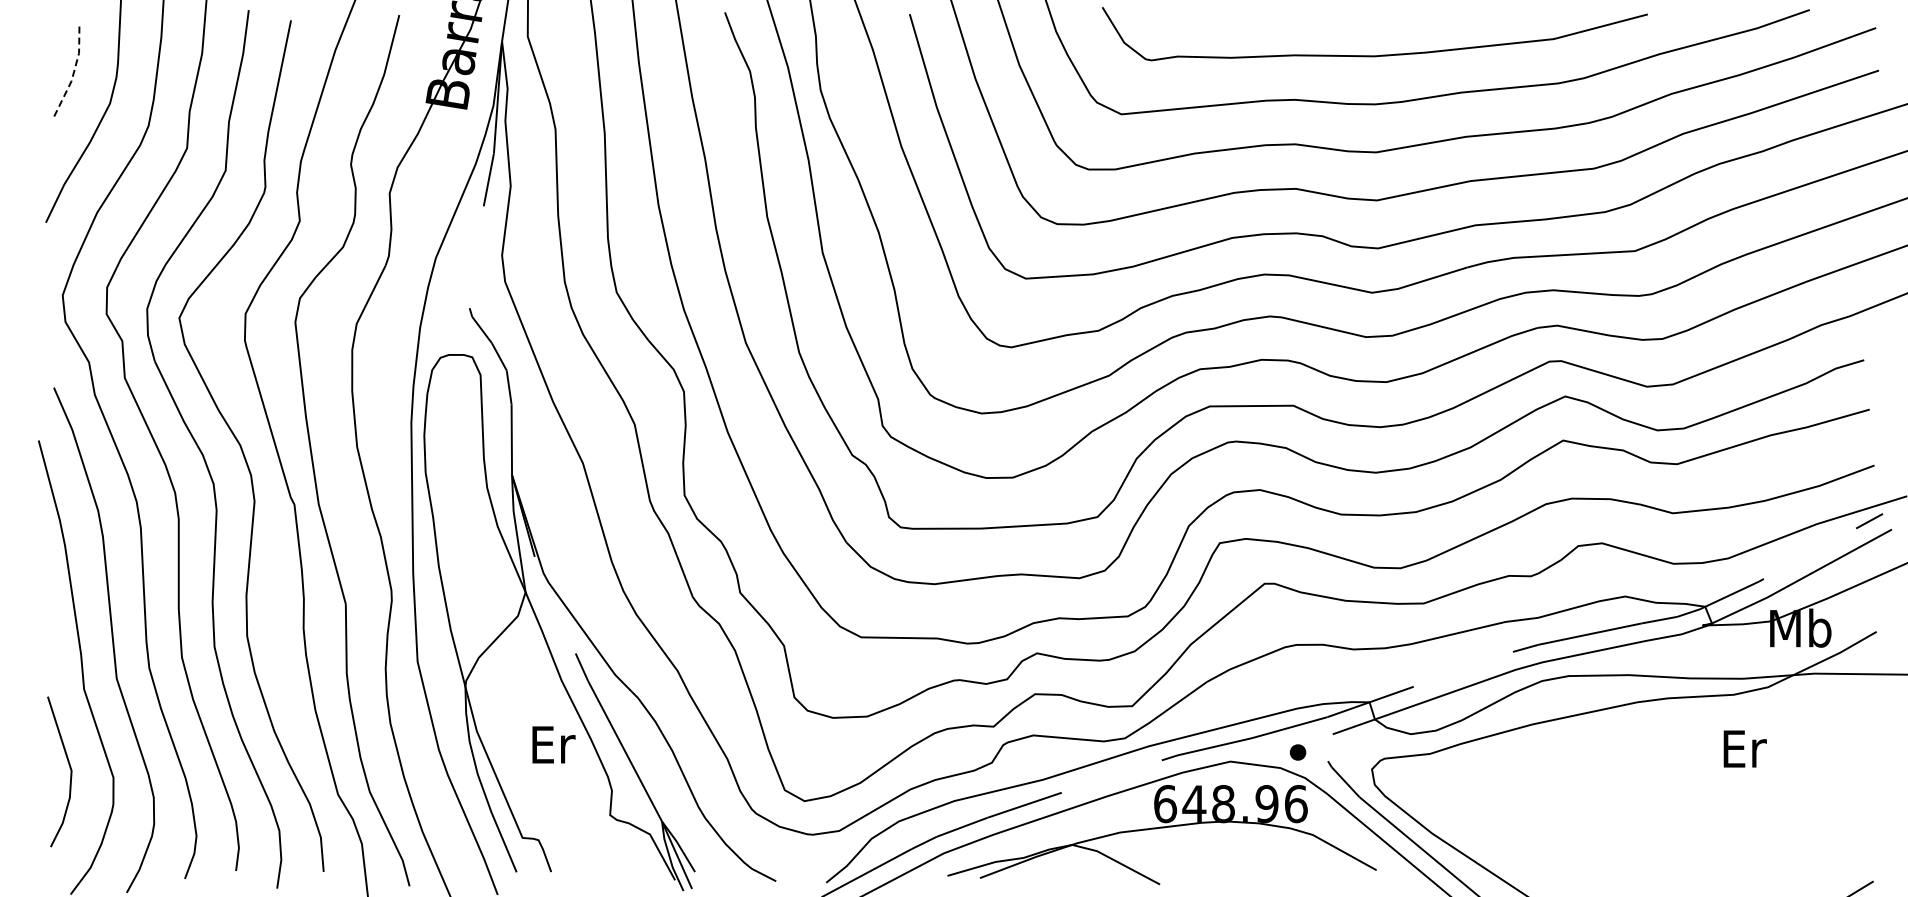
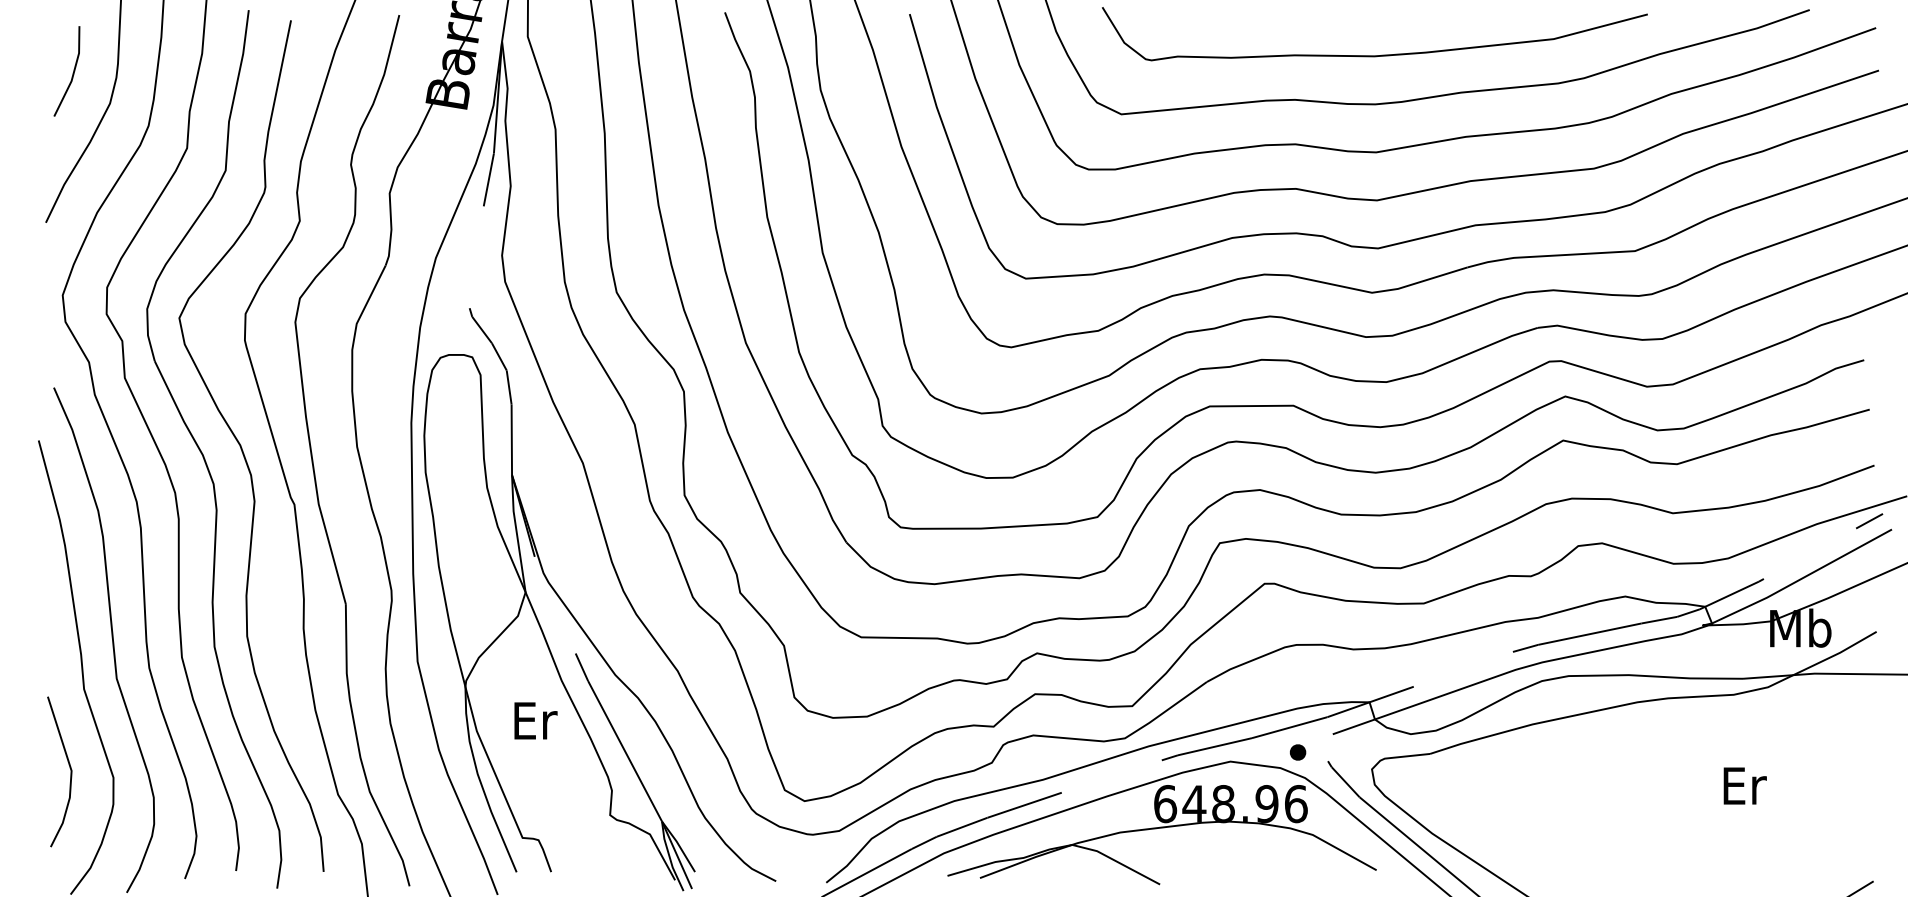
line: dashed -> solid (73, 72)
text position: (553, 744) -> (535, 720) (535, 720)
text position: (1744, 748) -> (1744, 785) (1744, 785)
